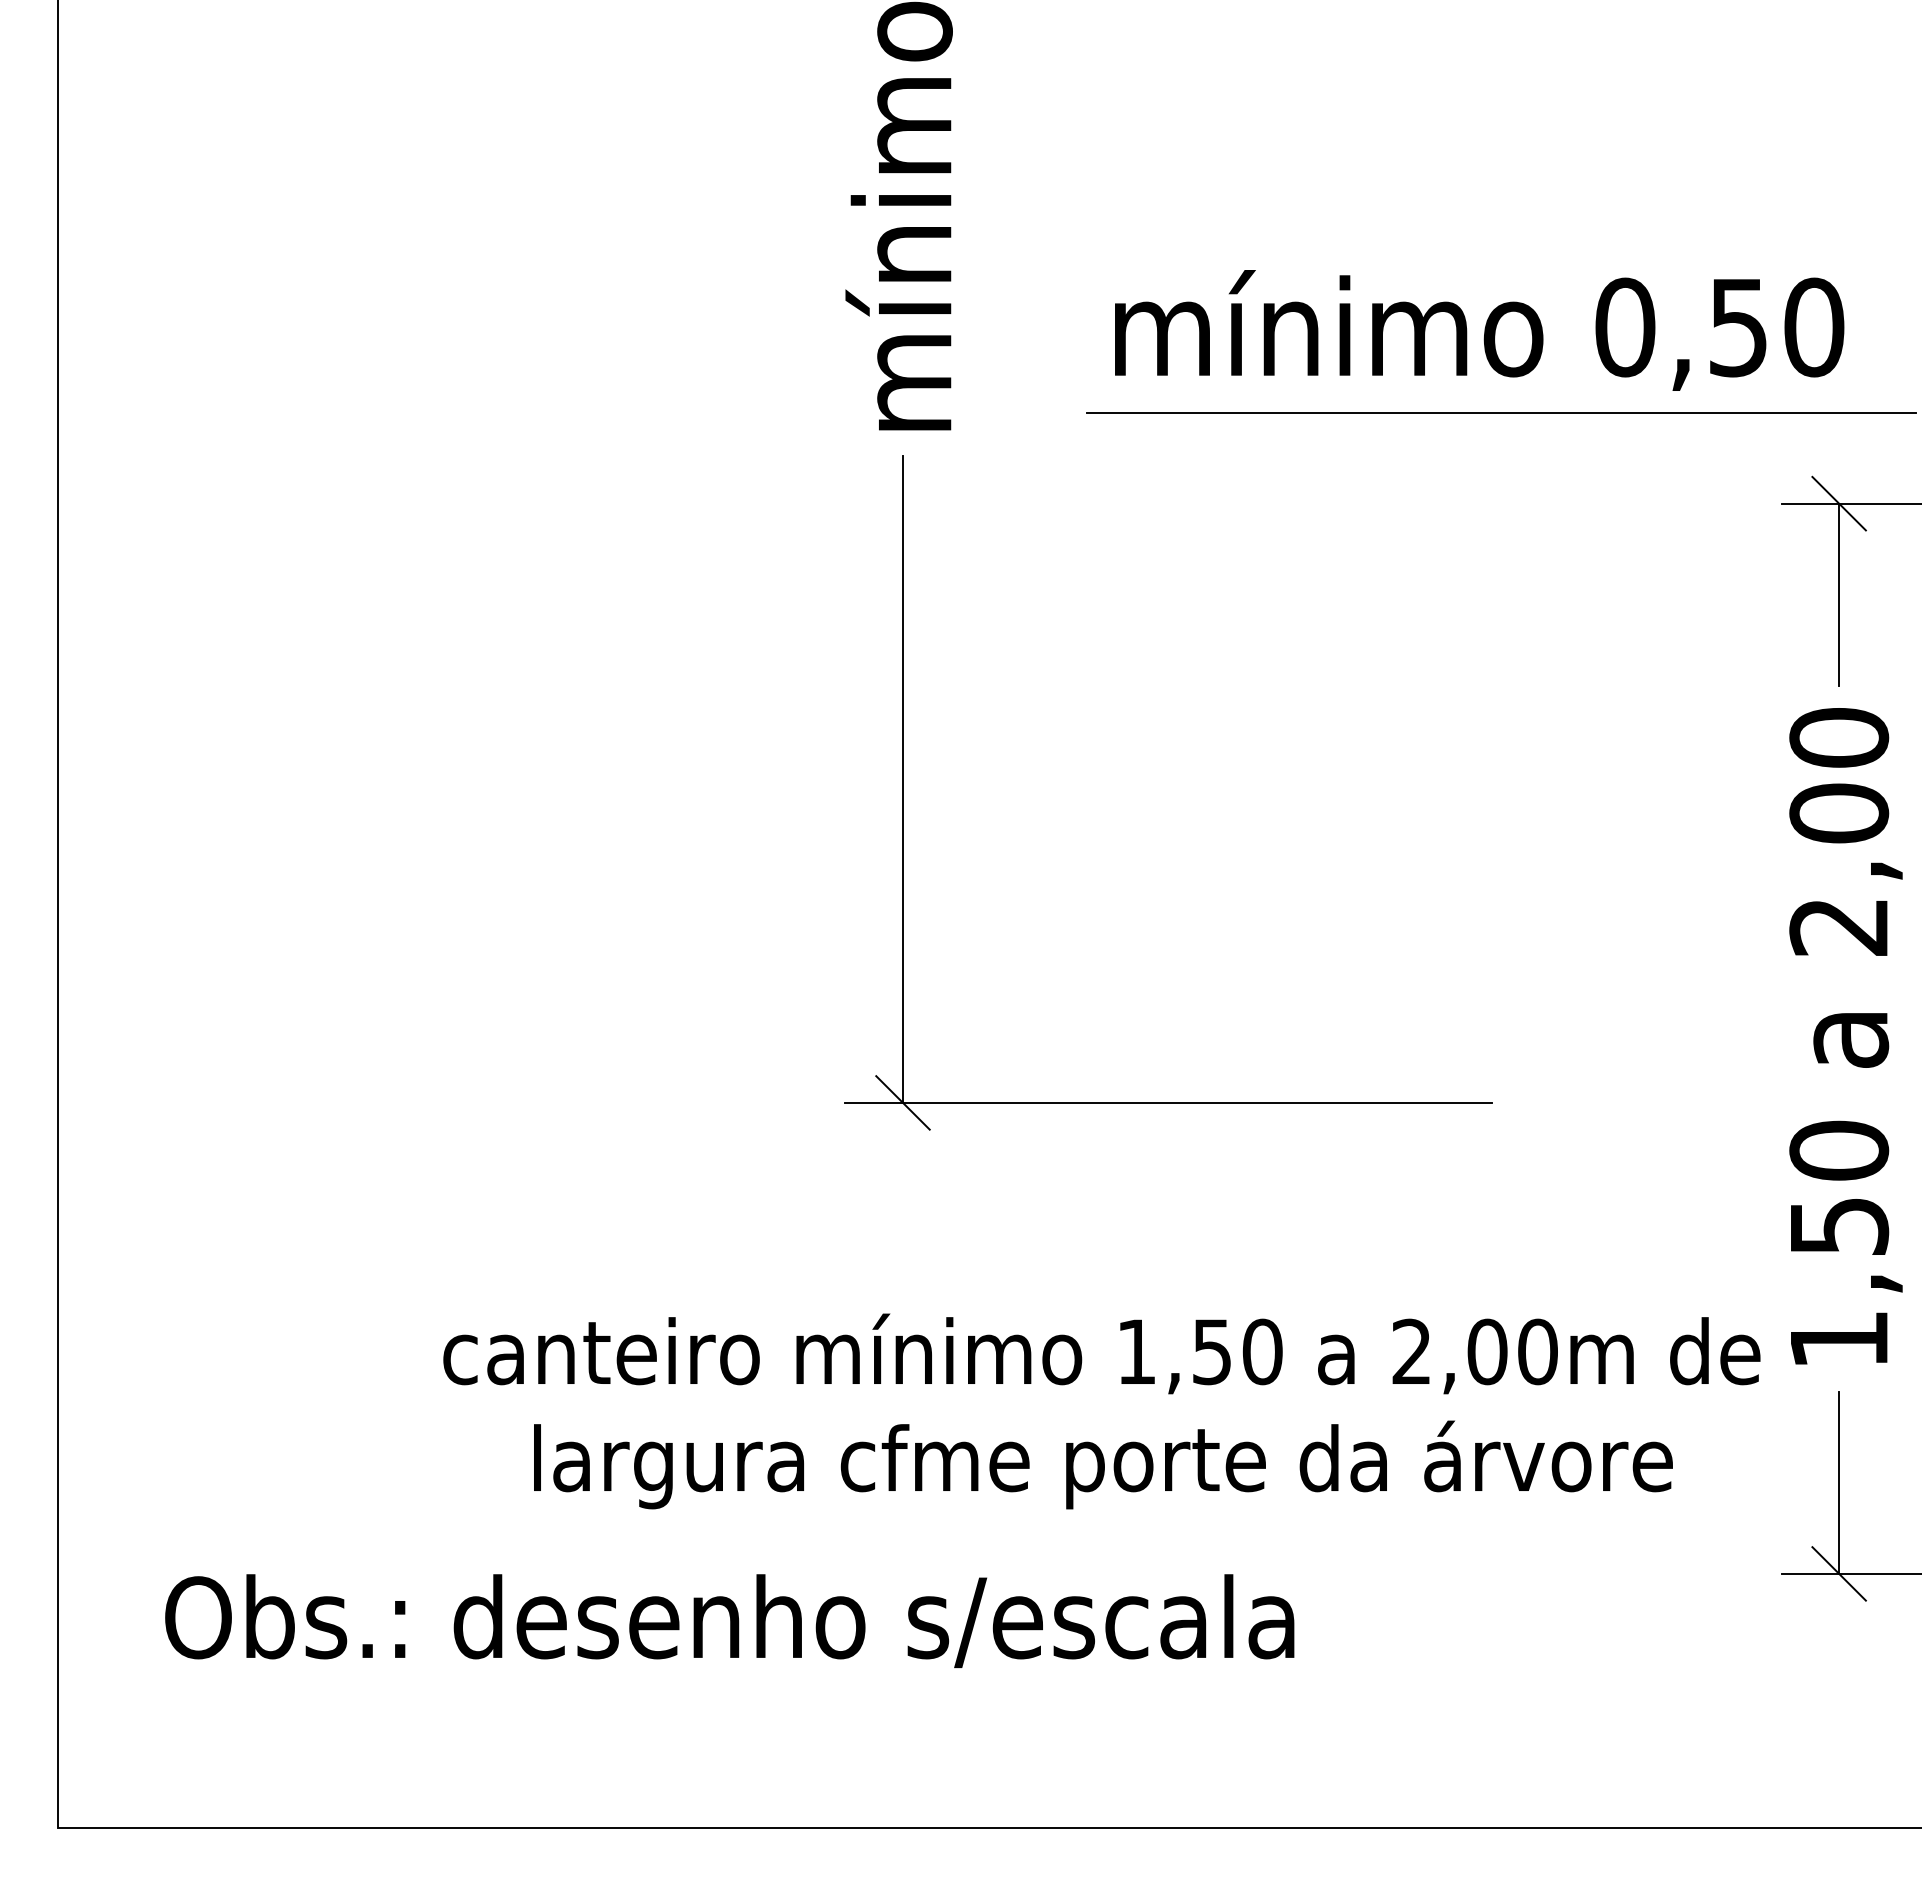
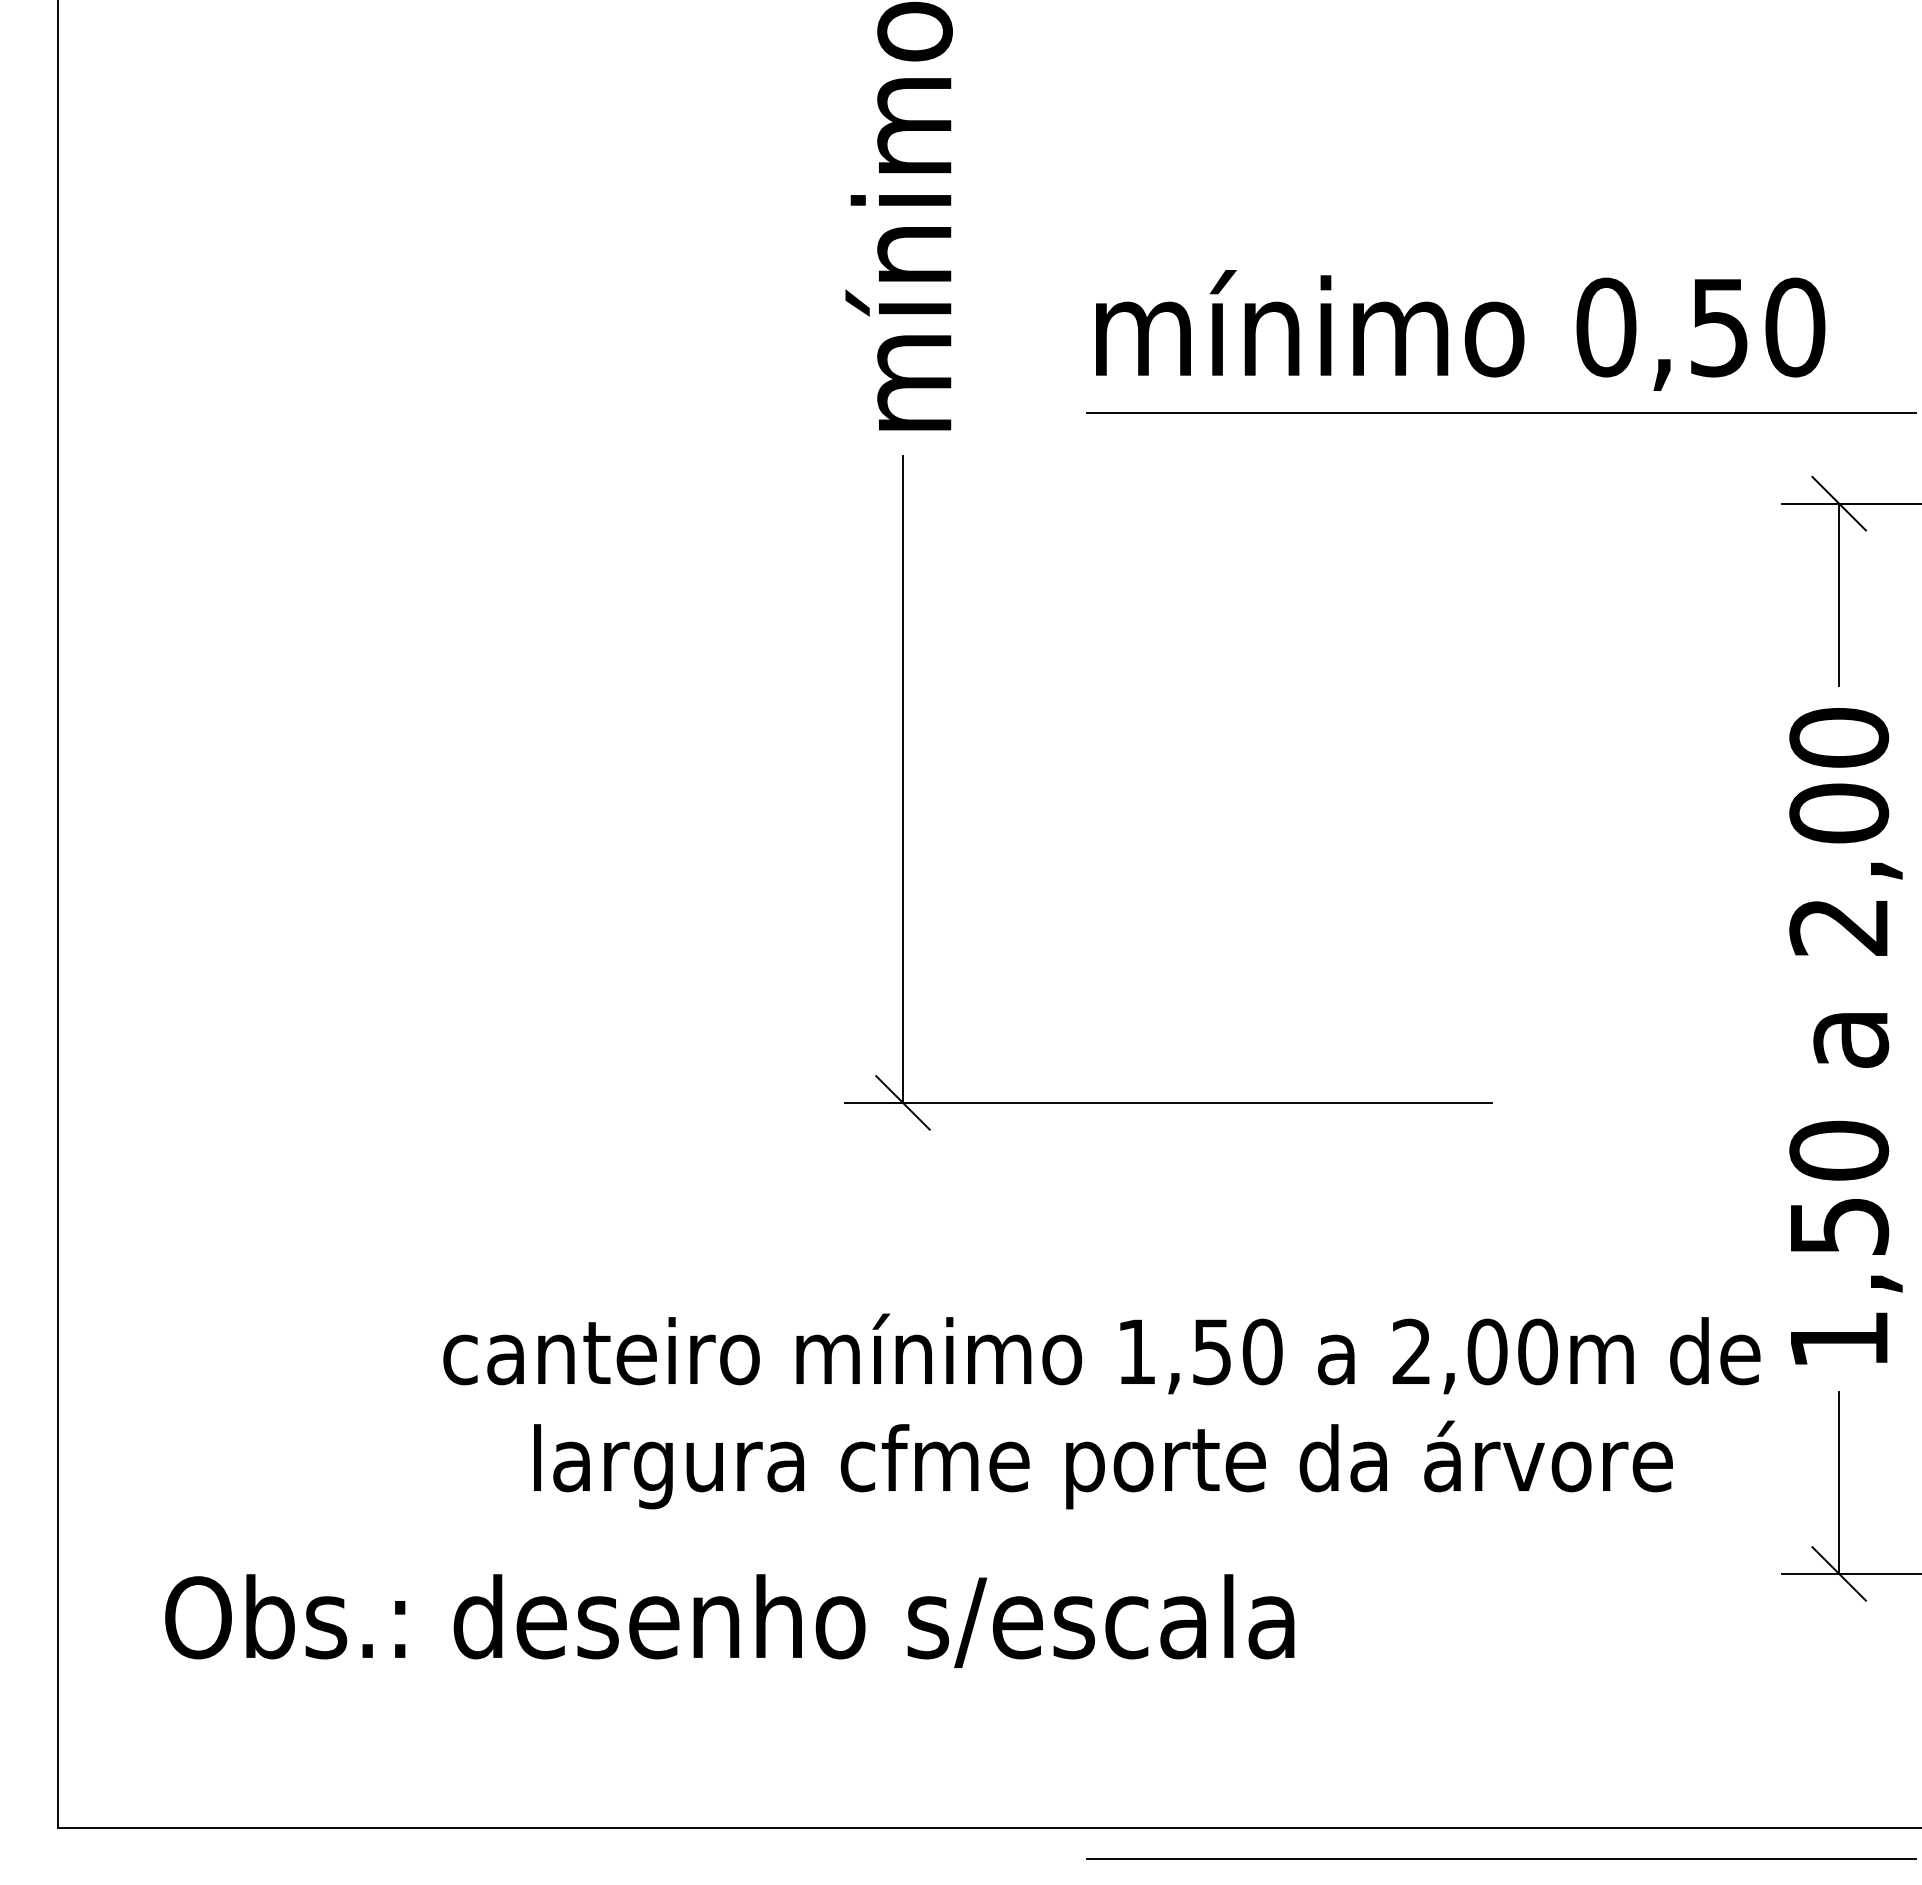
text position: (1479, 330) -> (1460, 330) (1460, 330)
line: none -> present (1501, 1858)
